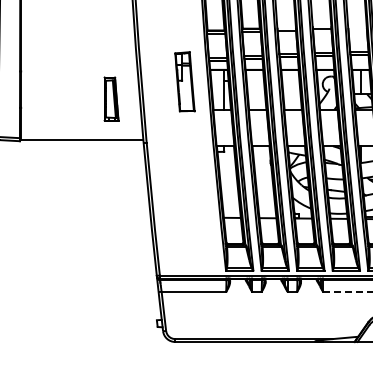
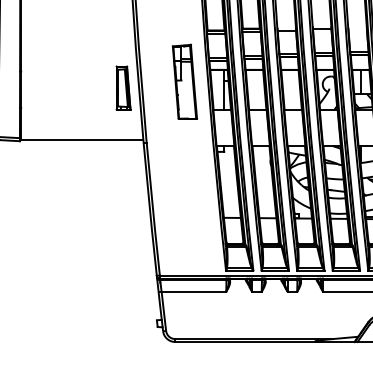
part size: 22x62 px -> 28x77 px (184, 81)
part position: (111, 98) -> (123, 87) (123, 87)
line: dashed -> solid (348, 291)
